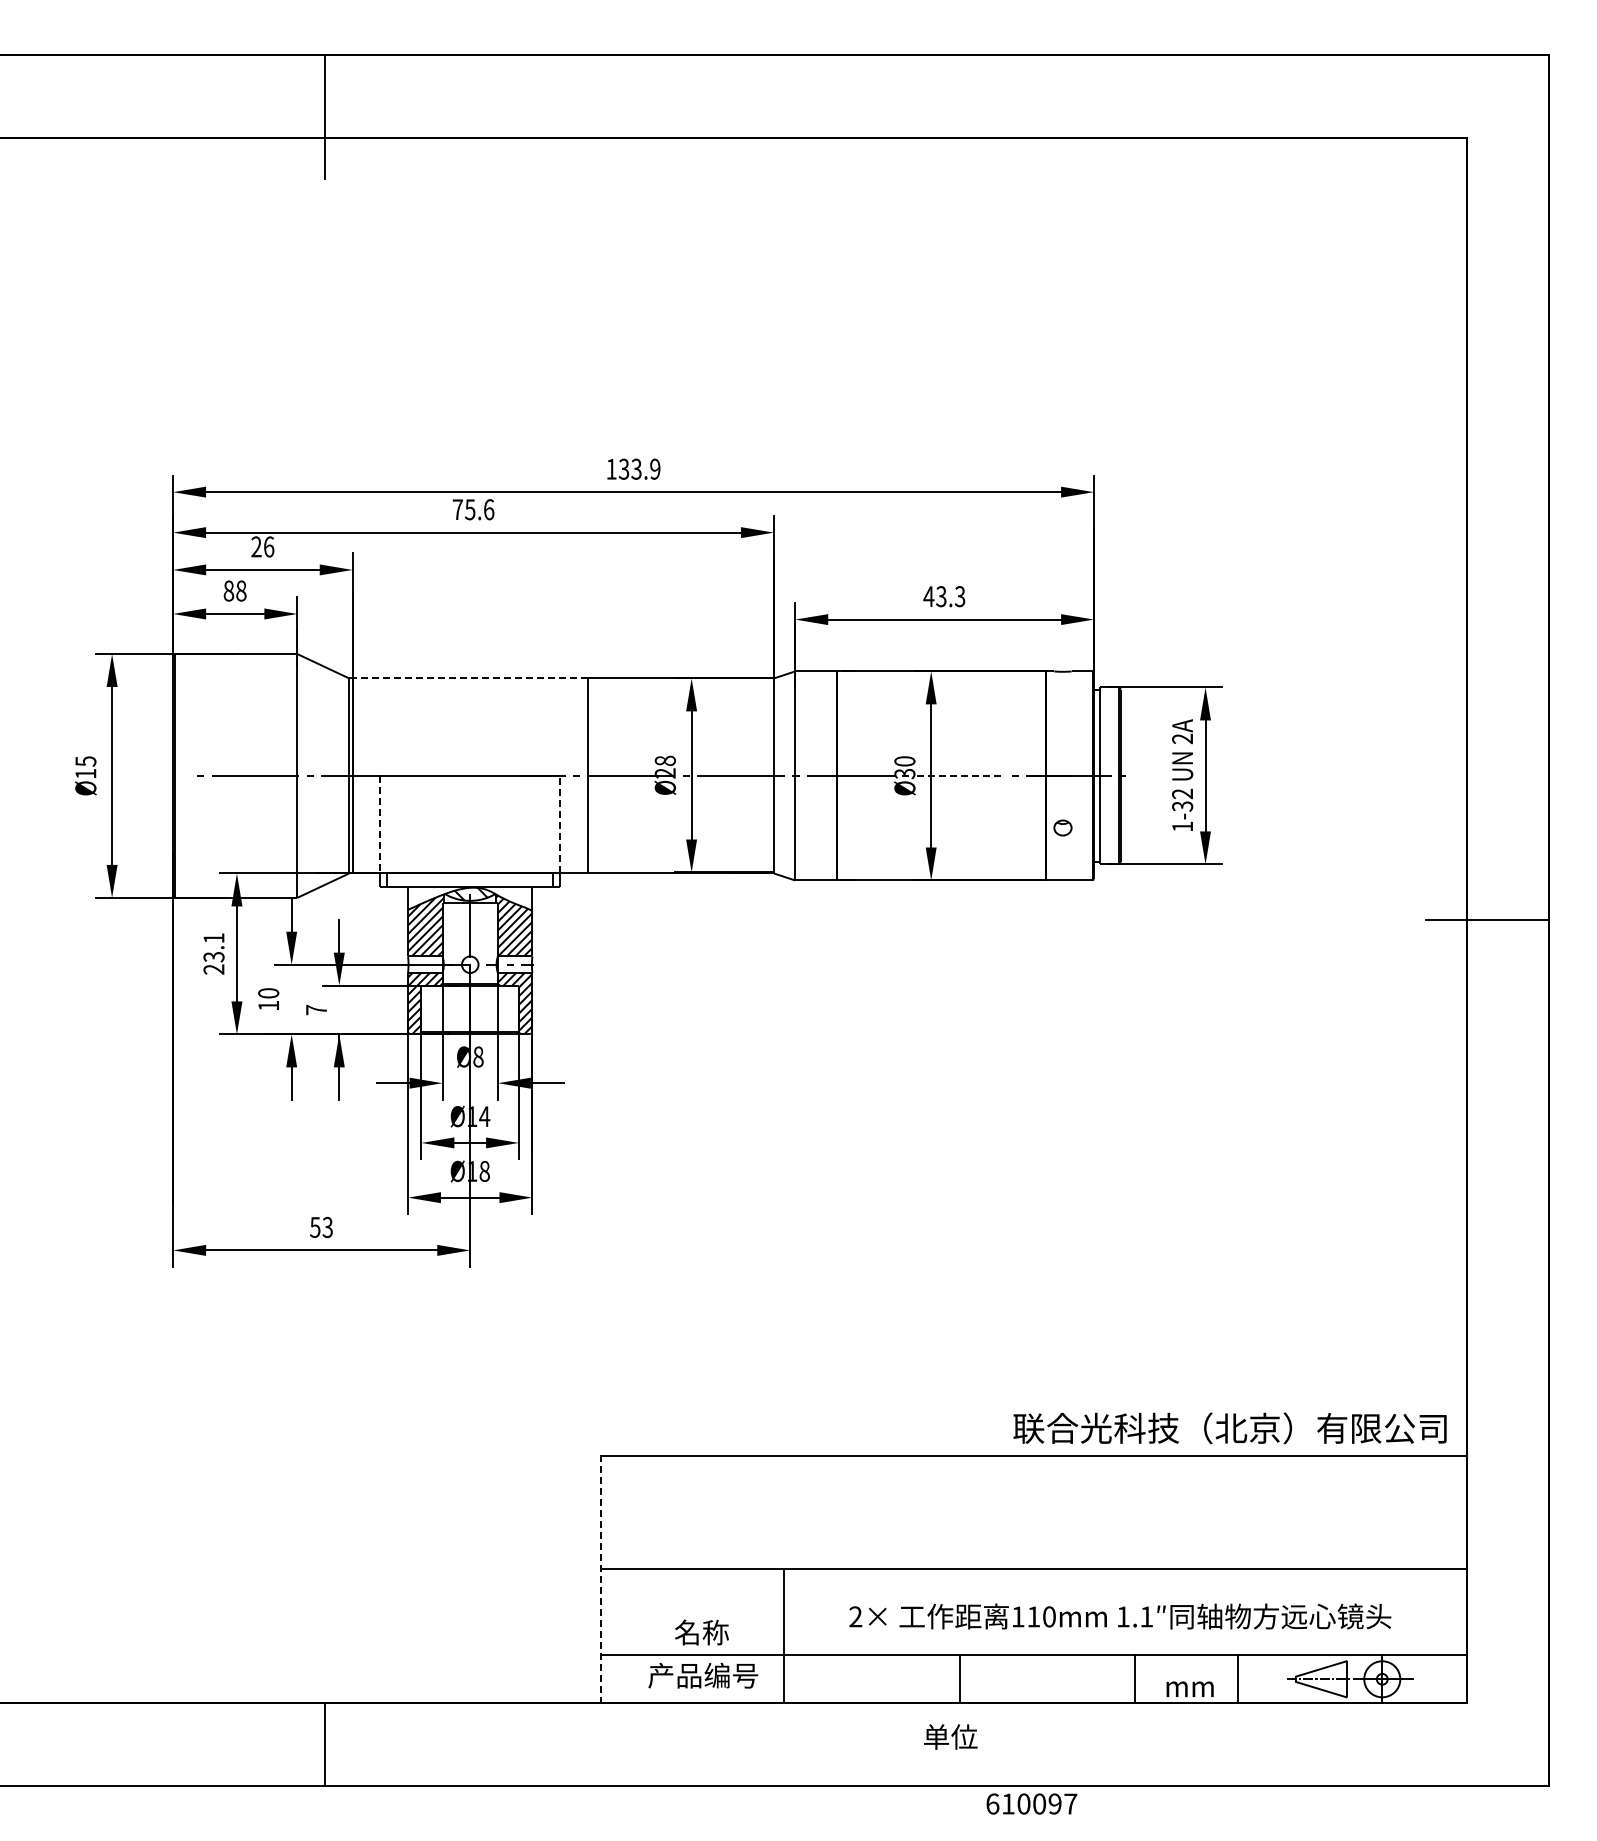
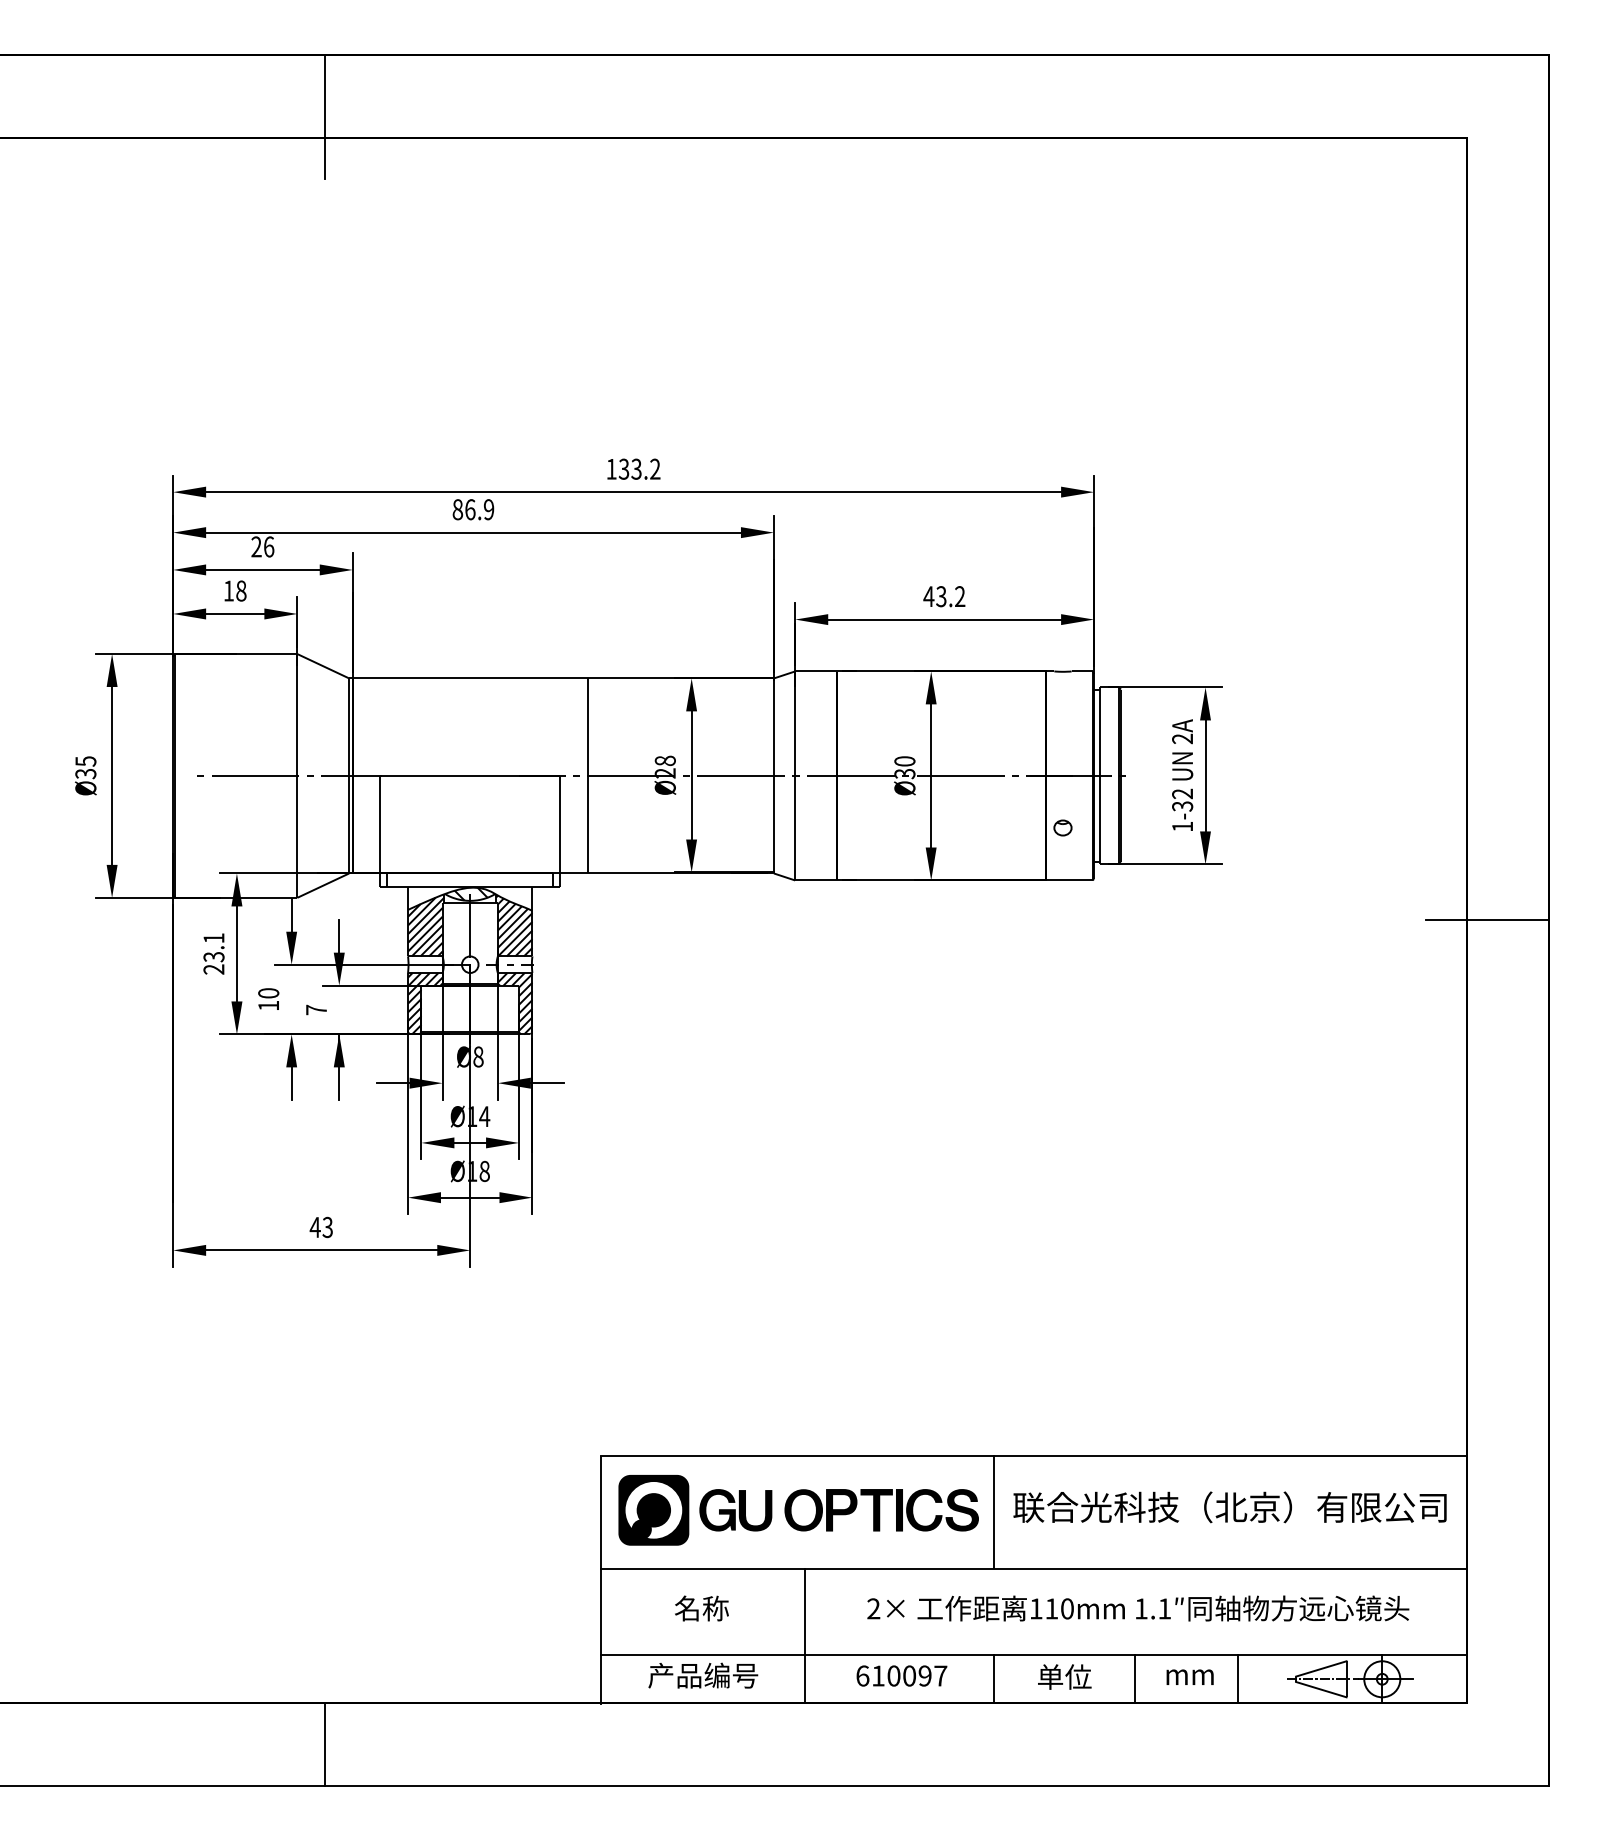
text: 133.9 -> 133.2 (655, 469)
text: 75.6 -> 86.9 (473, 509)
text: 88 -> 18 (228, 590)
text: 43.3 -> 43.2 (959, 596)
line: dashed -> solid (470, 678)
text: Ø15 -> Ø35 (85, 774)
line: dashed -> solid (960, 775)
line: dashed -> solid (380, 824)
line: dashed -> solid (560, 824)
text: 53 -> 43 (314, 1227)
text position: (1229, 1428) -> (1229, 1507) (1229, 1507)
part: none -> present (798, 1510)
line: none -> present (993, 1511)
line: dashed -> solid (601, 1580)
text position: (1120, 1616) -> (1138, 1608) (1138, 1608)
text position: (701, 1632) -> (701, 1608) (701, 1608)
line position: (784, 1635) -> (805, 1635) (805, 1635)
line position: (959, 1679) -> (993, 1679) (993, 1679)
text position: (1189, 1688) -> (1189, 1676) (1189, 1676)
text position: (950, 1736) -> (1064, 1676) (1064, 1676)
text position: (1031, 1803) -> (901, 1675) (901, 1675)
